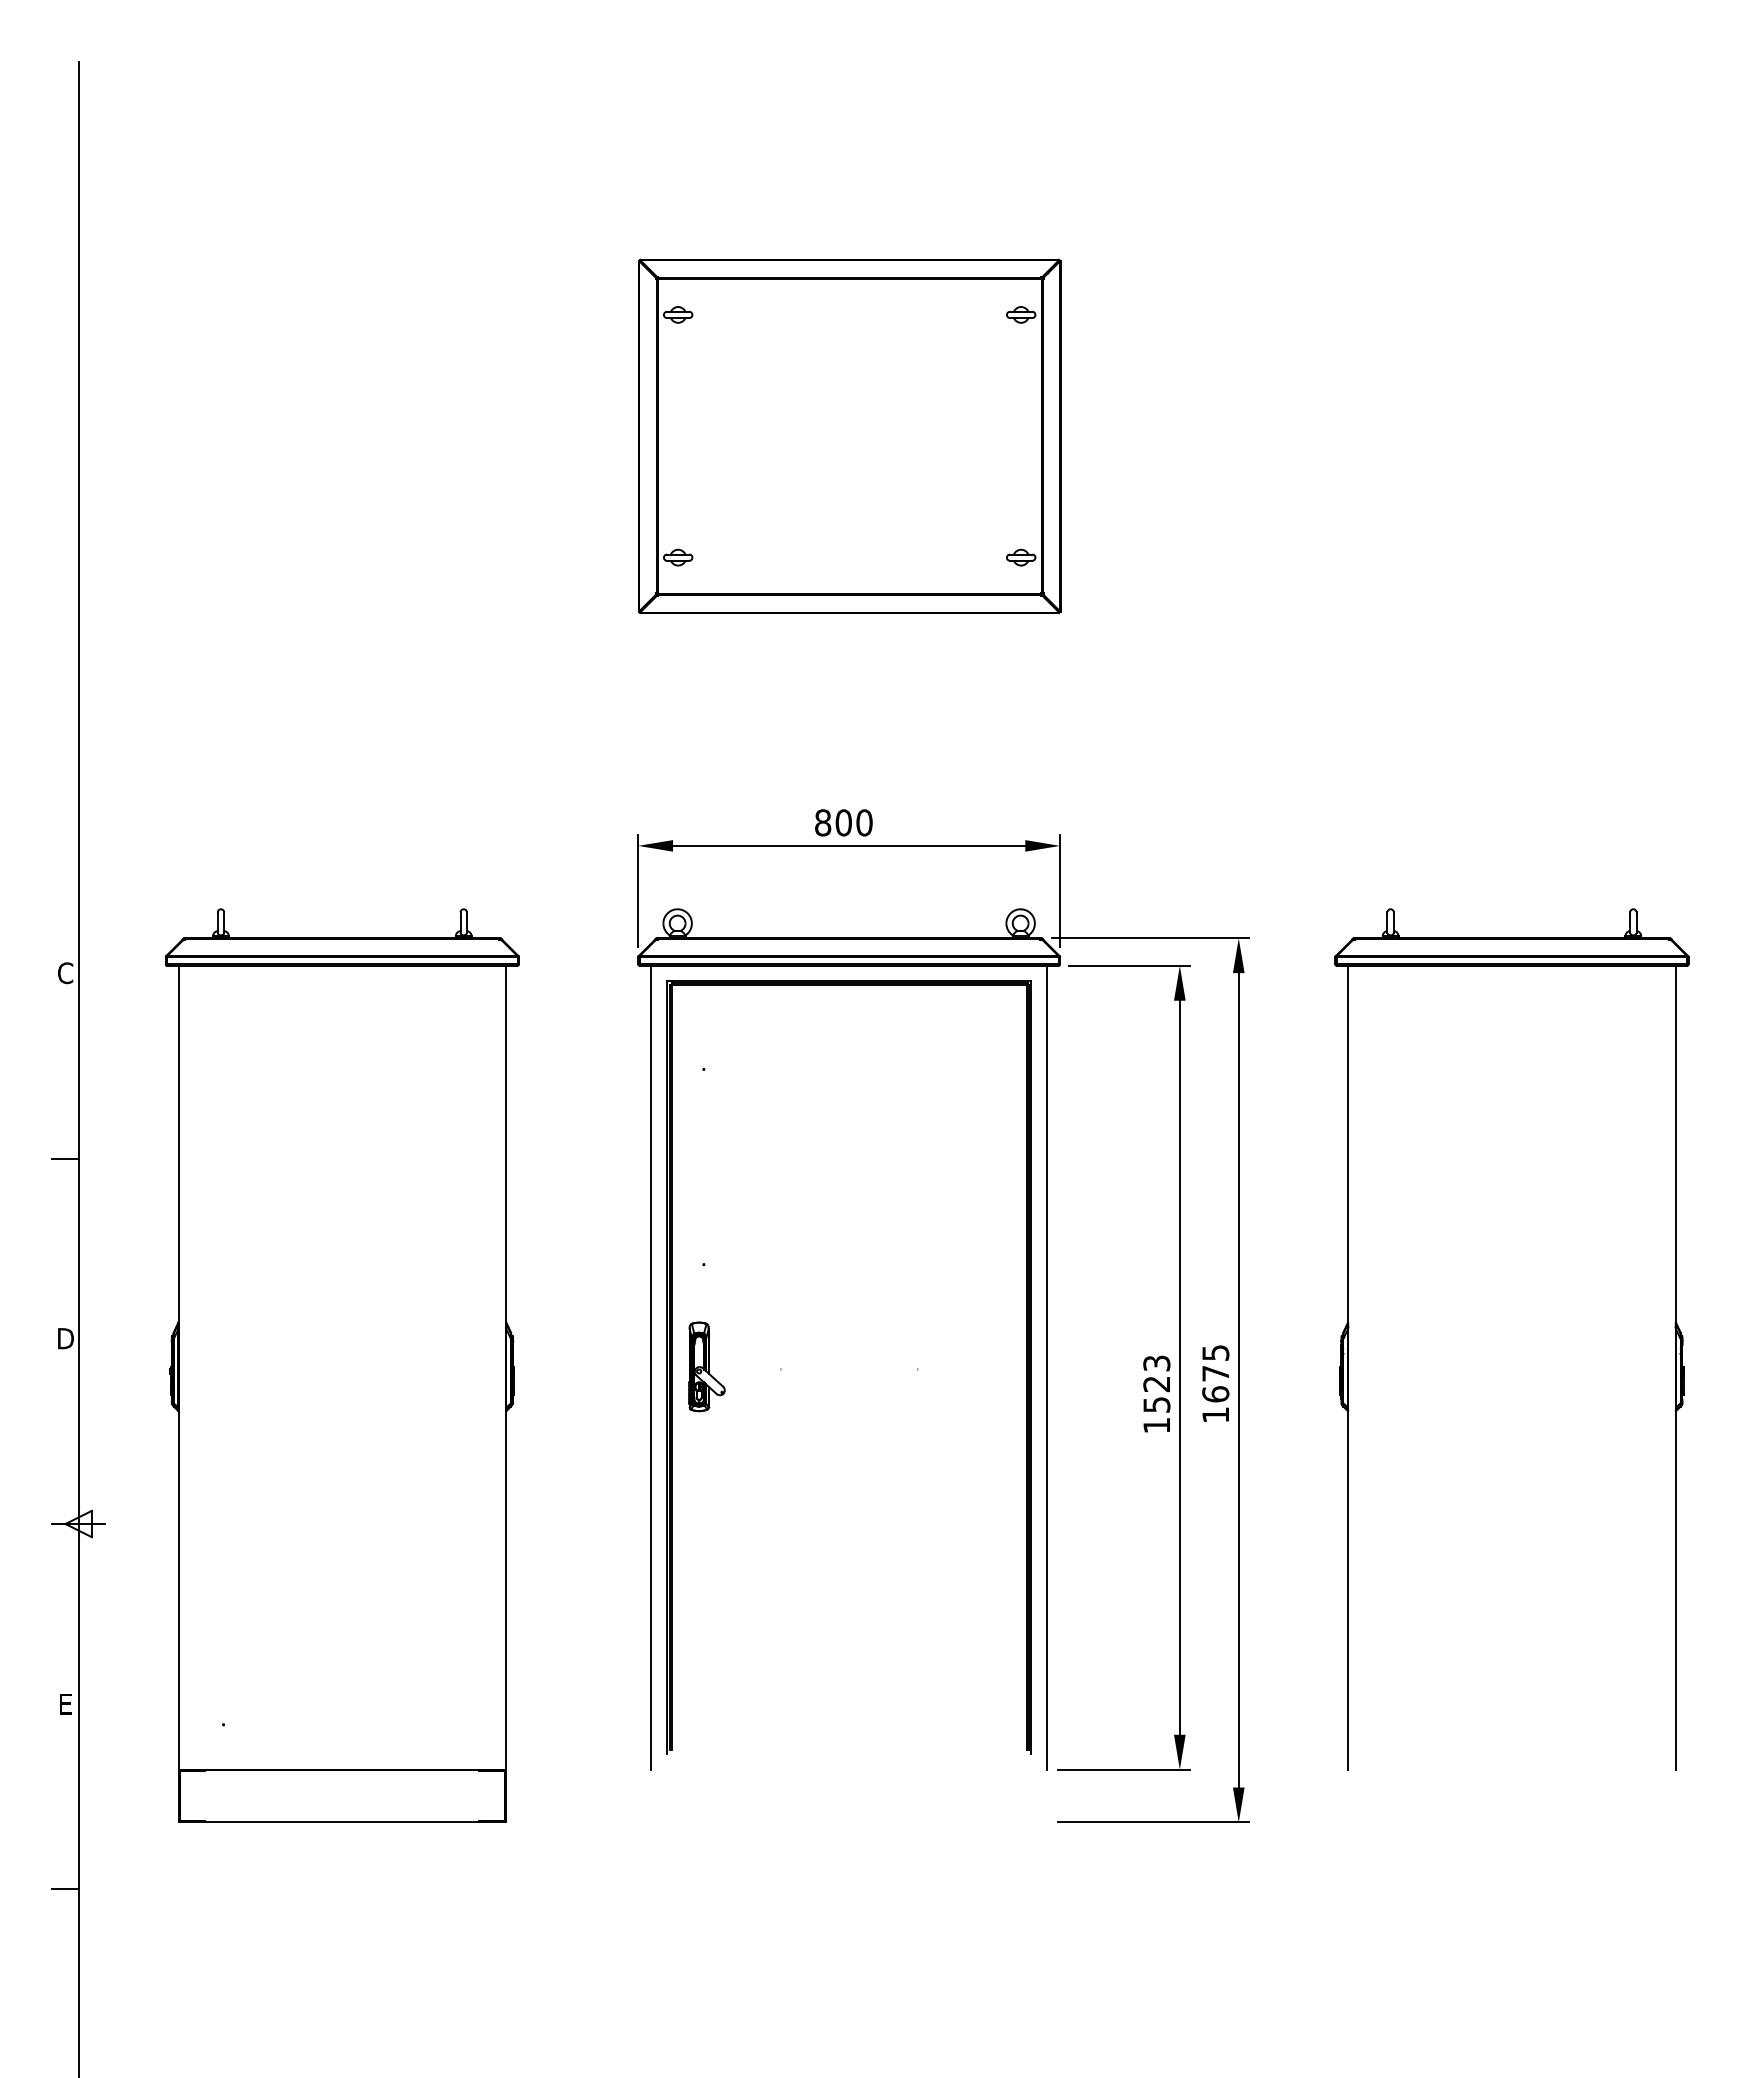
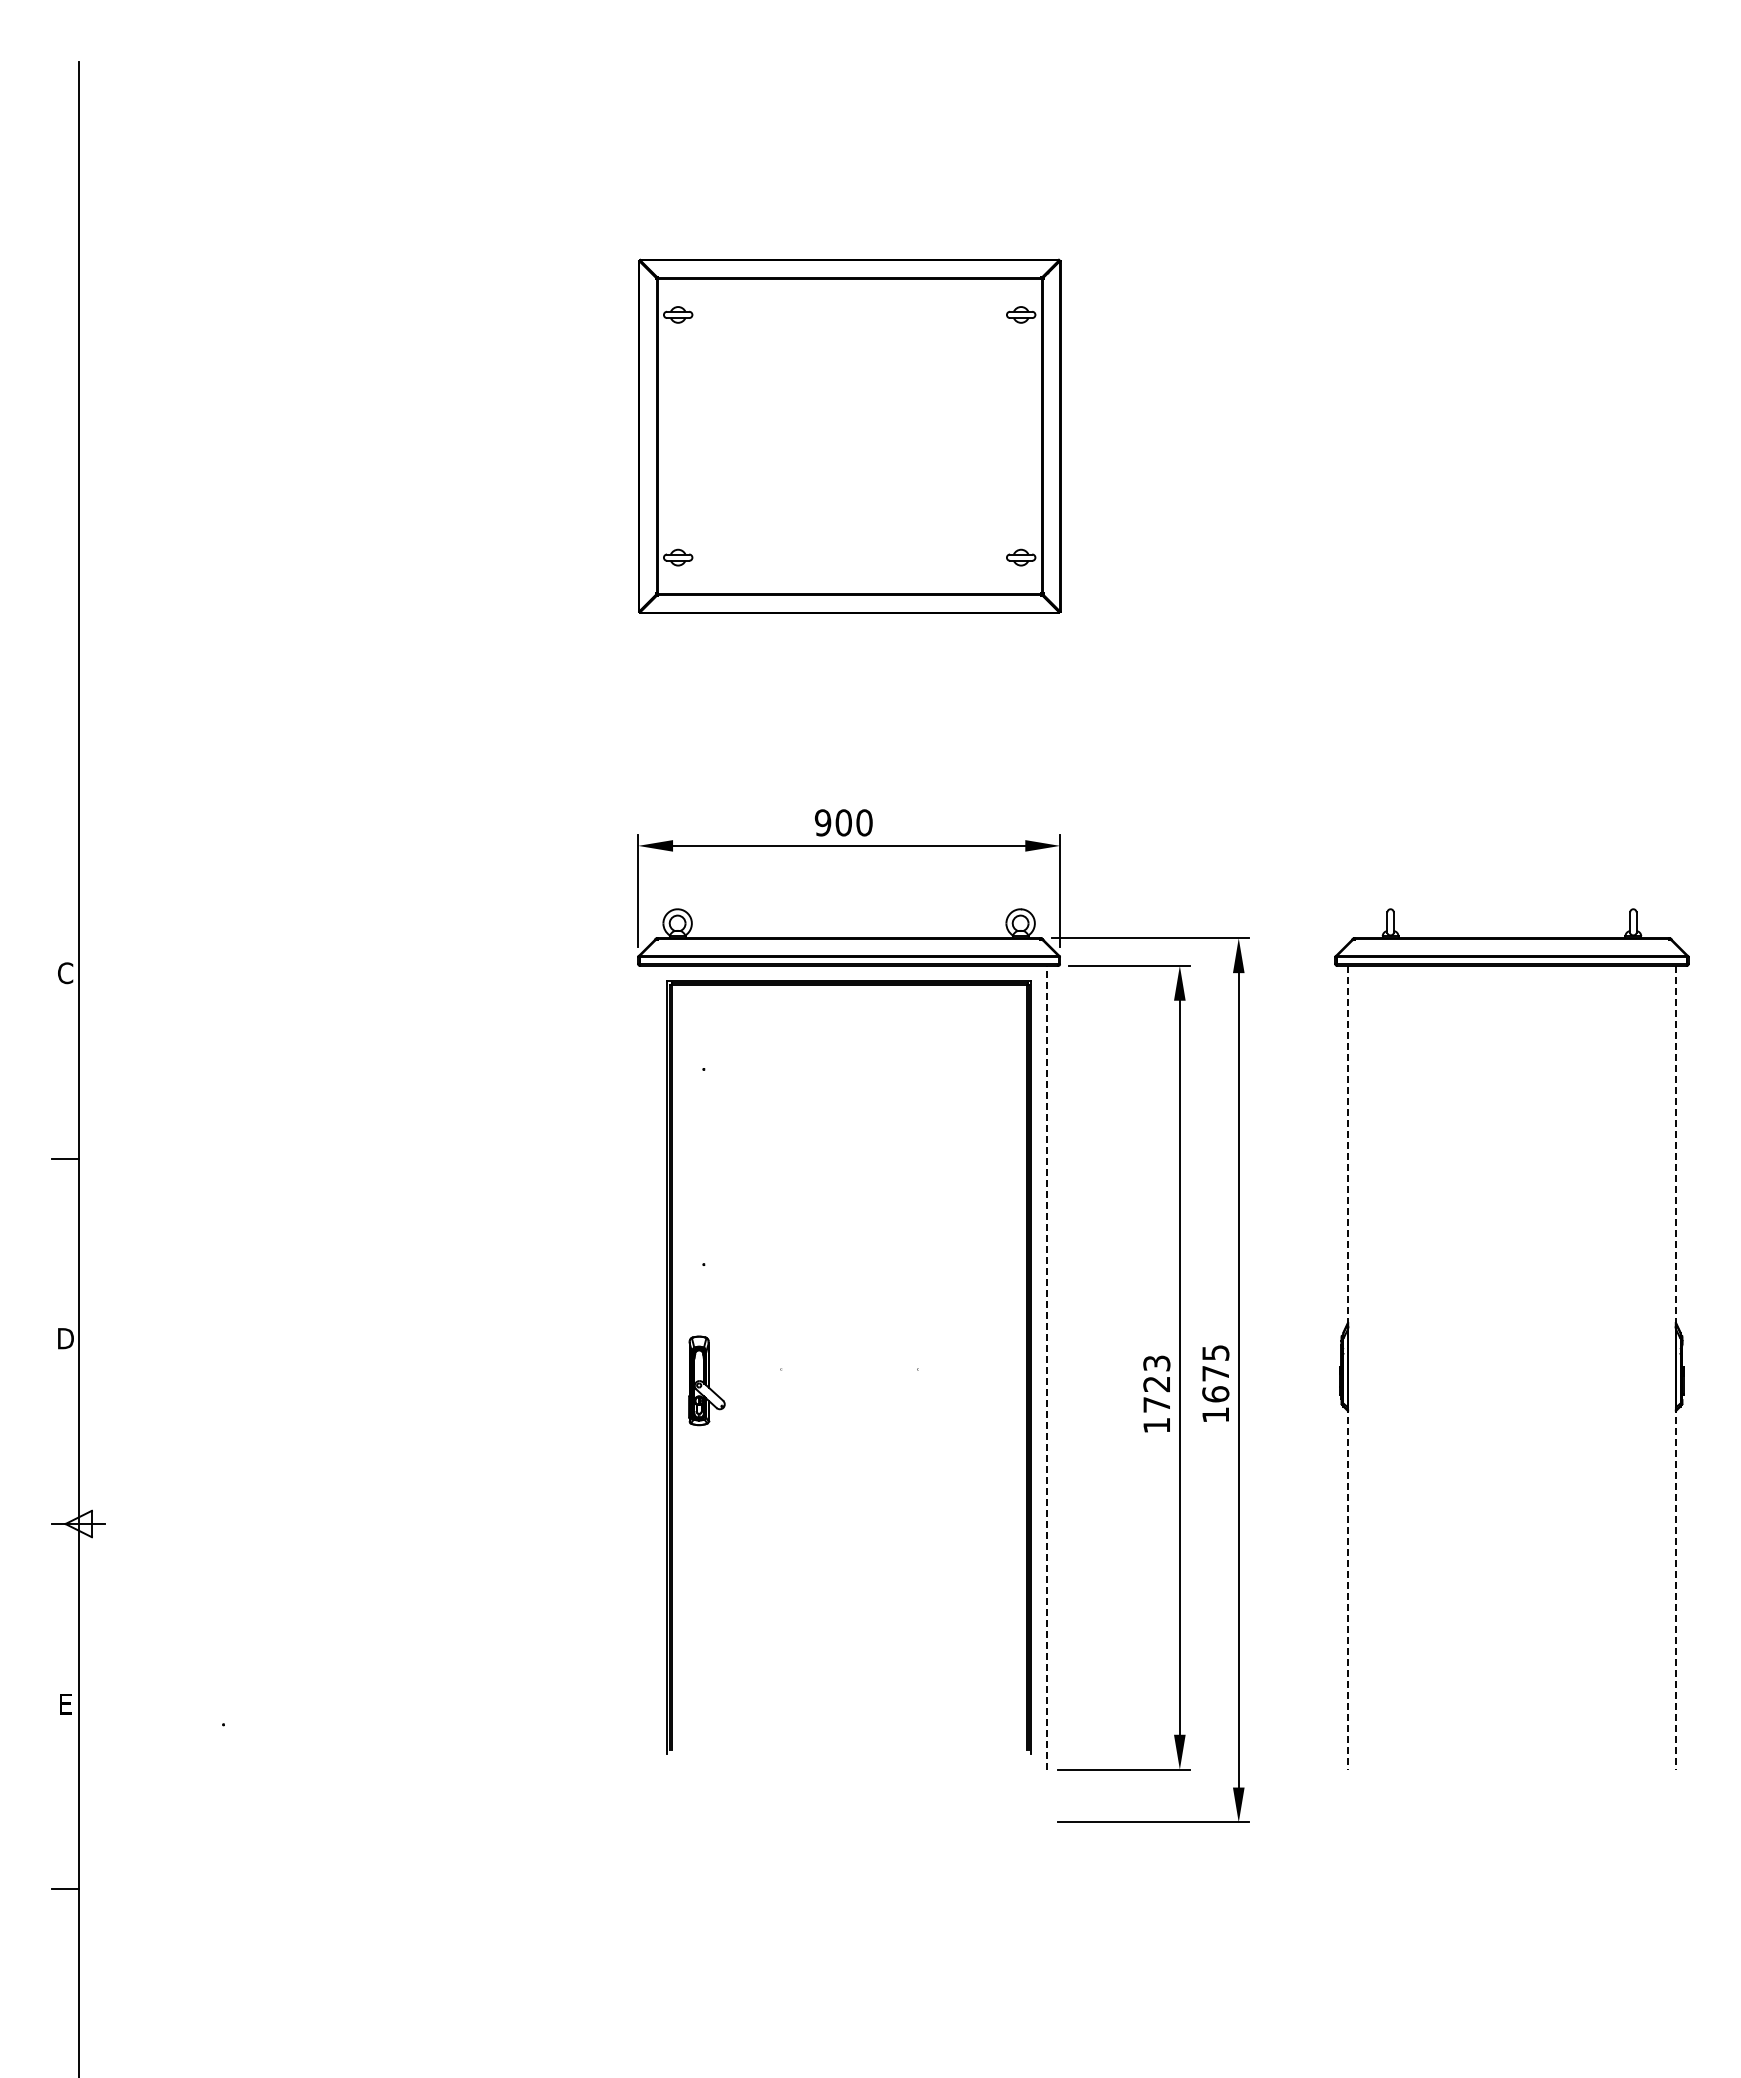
text: 800 -> 900 (822, 822)
part: present -> none (341, 1365)
part position: (706, 1366) -> (706, 1380) (706, 1380)
line: present -> none (651, 1367)
line: solid -> dashed (1047, 1367)
line: solid -> dashed (1348, 1367)
line: solid -> dashed (1675, 1367)
text: 1523 -> 1723 (1156, 1404)
